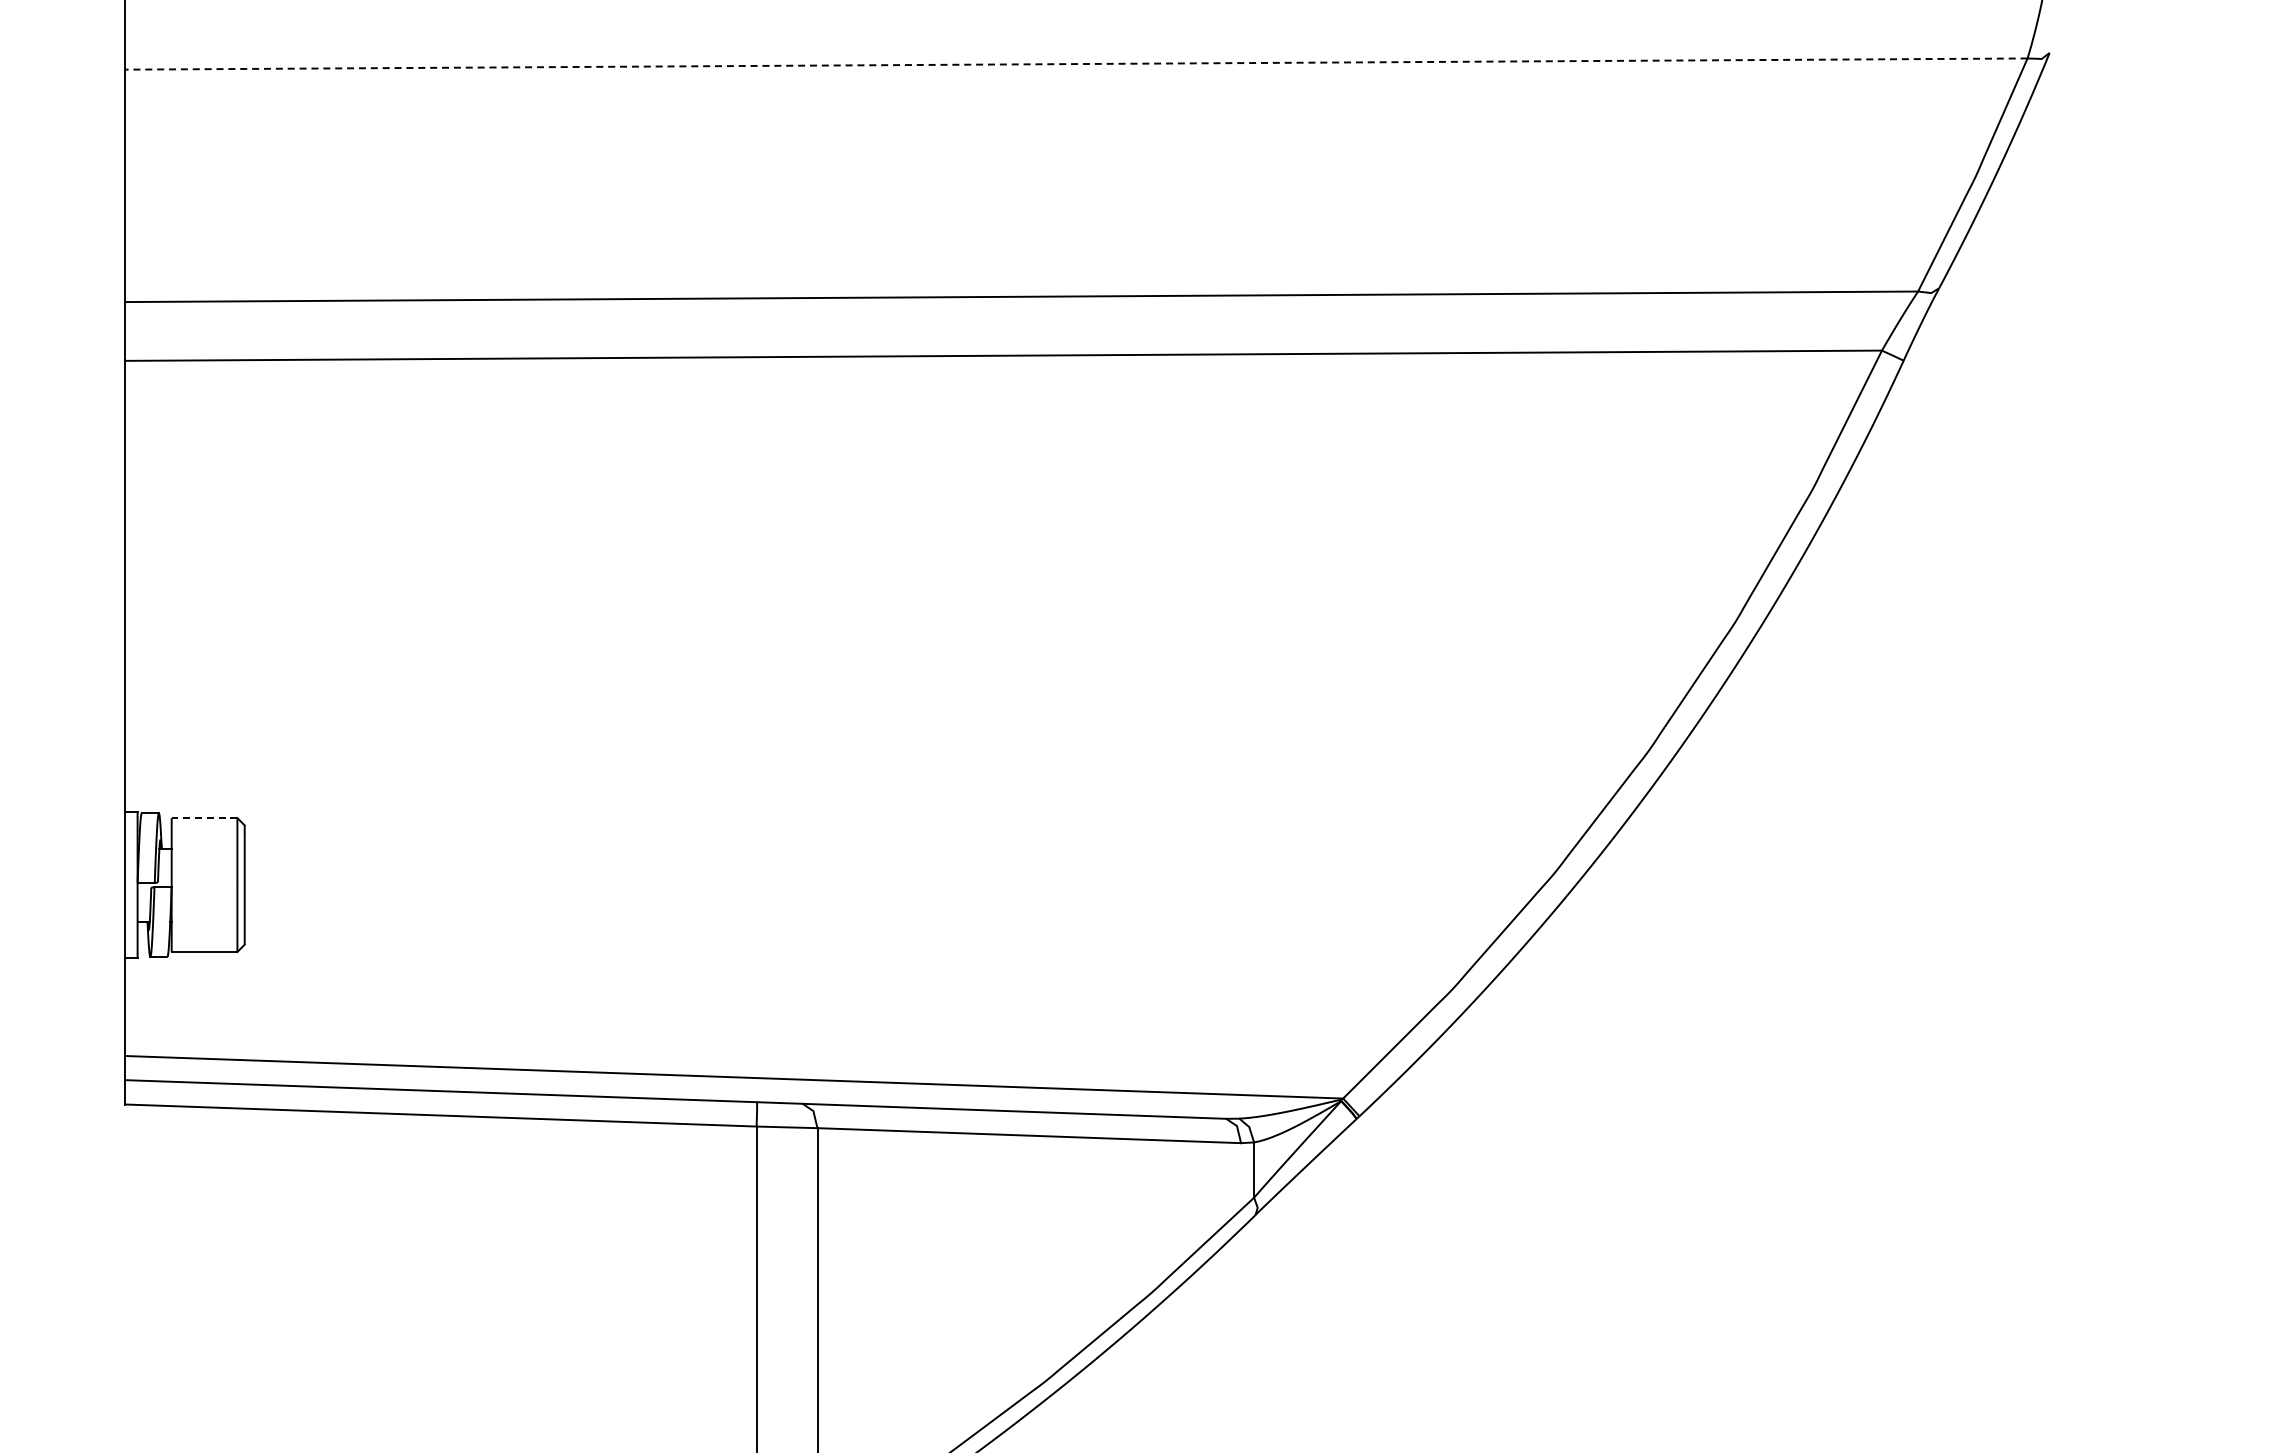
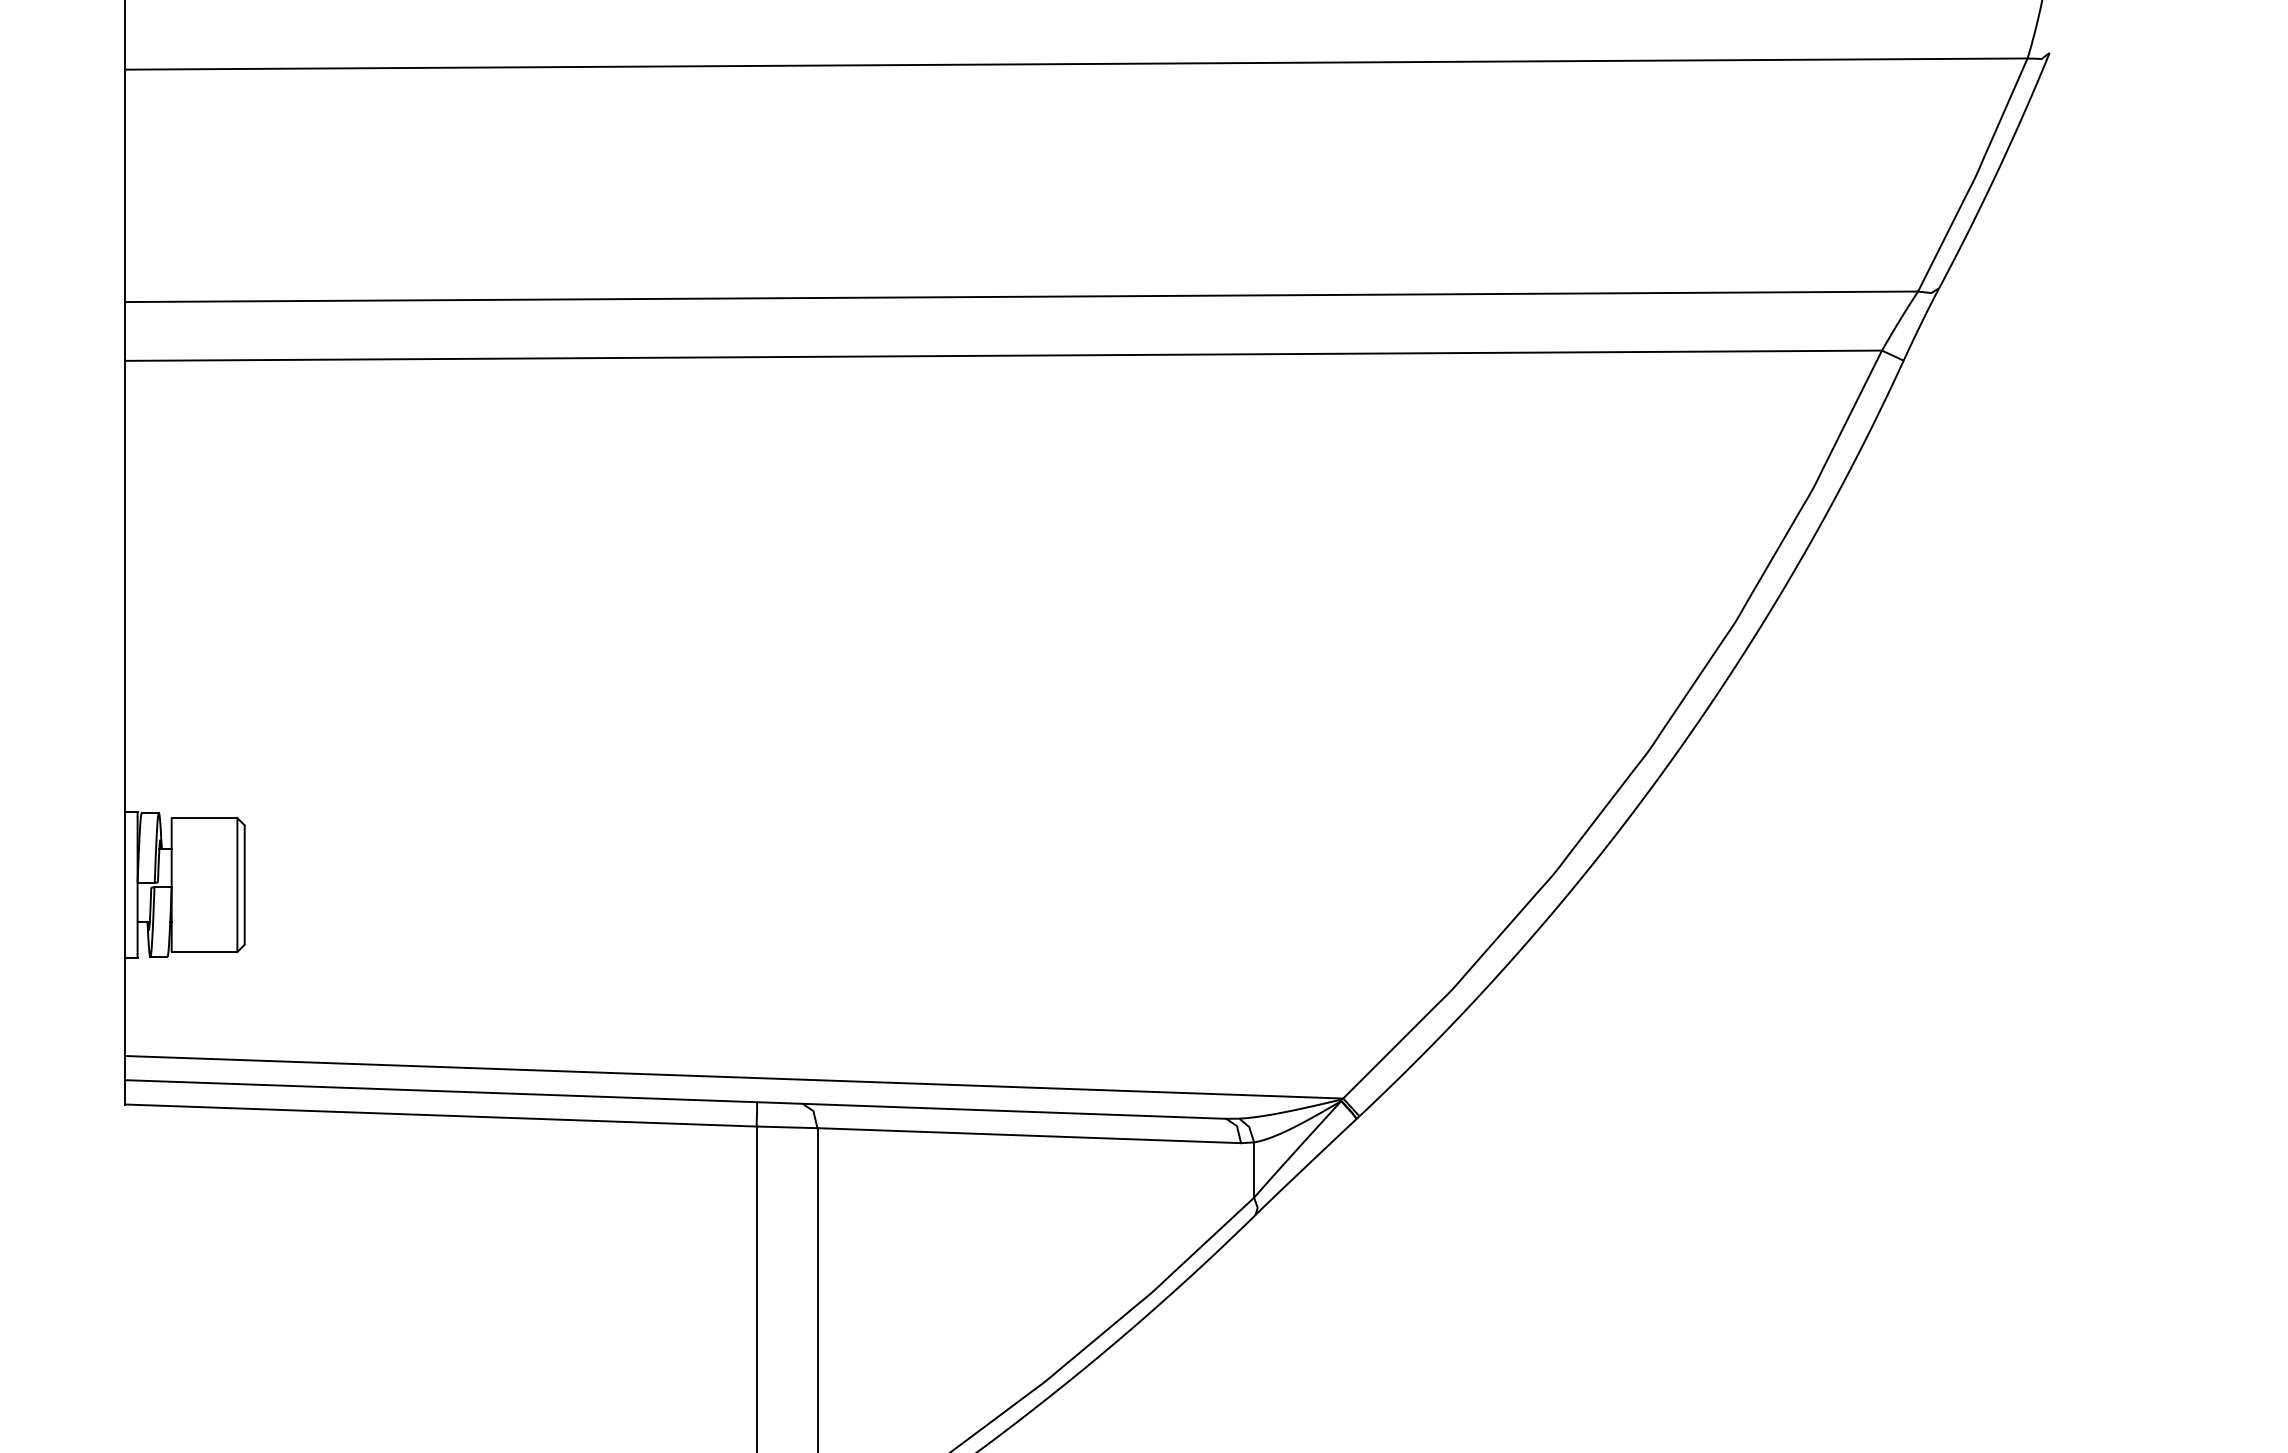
line: dashed -> solid (1075, 64)
line: dashed -> solid (204, 818)
